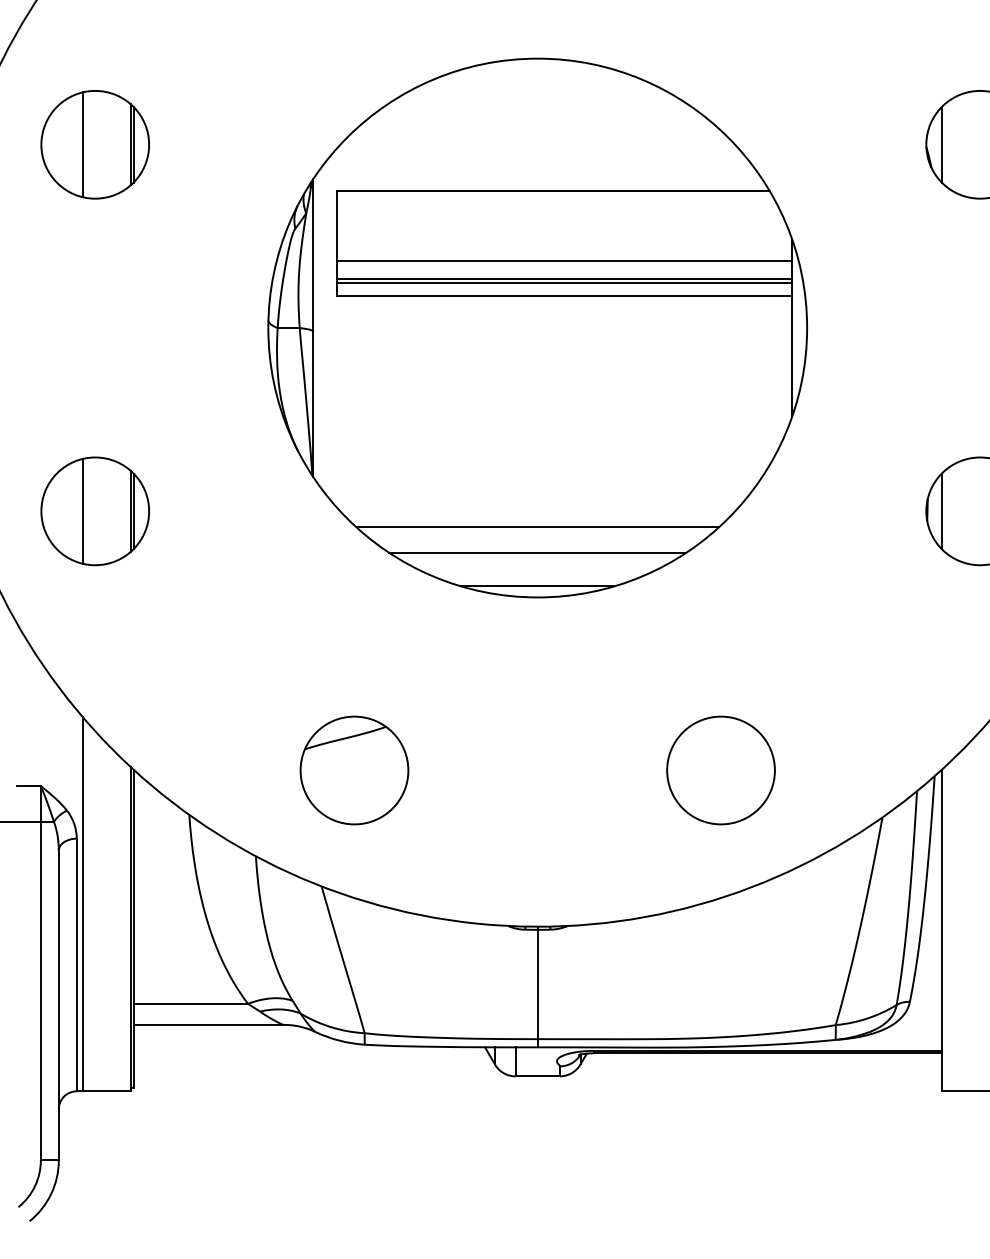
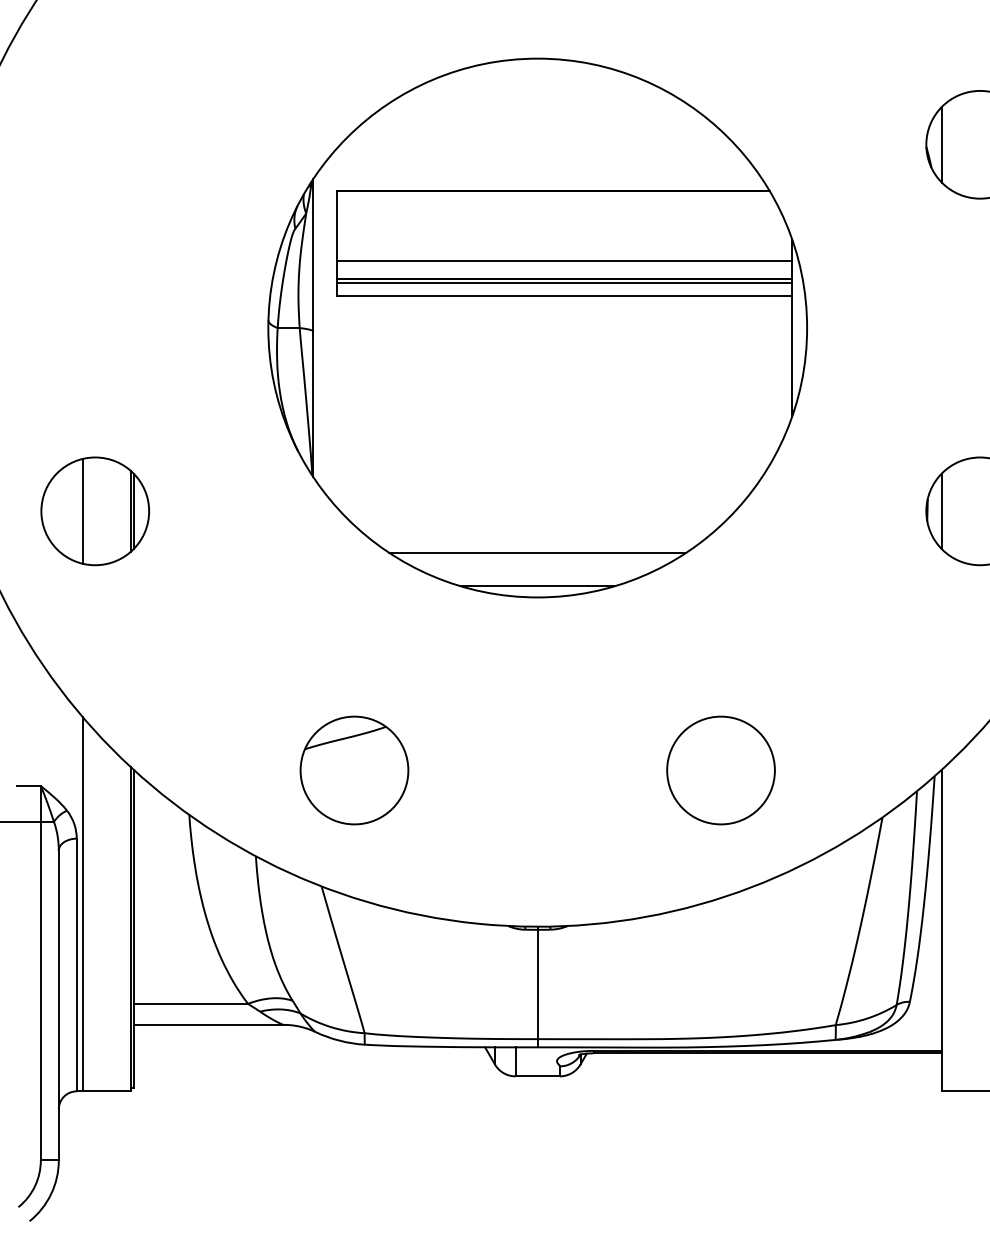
part: present -> none (94, 144)
line: present -> none (537, 527)
